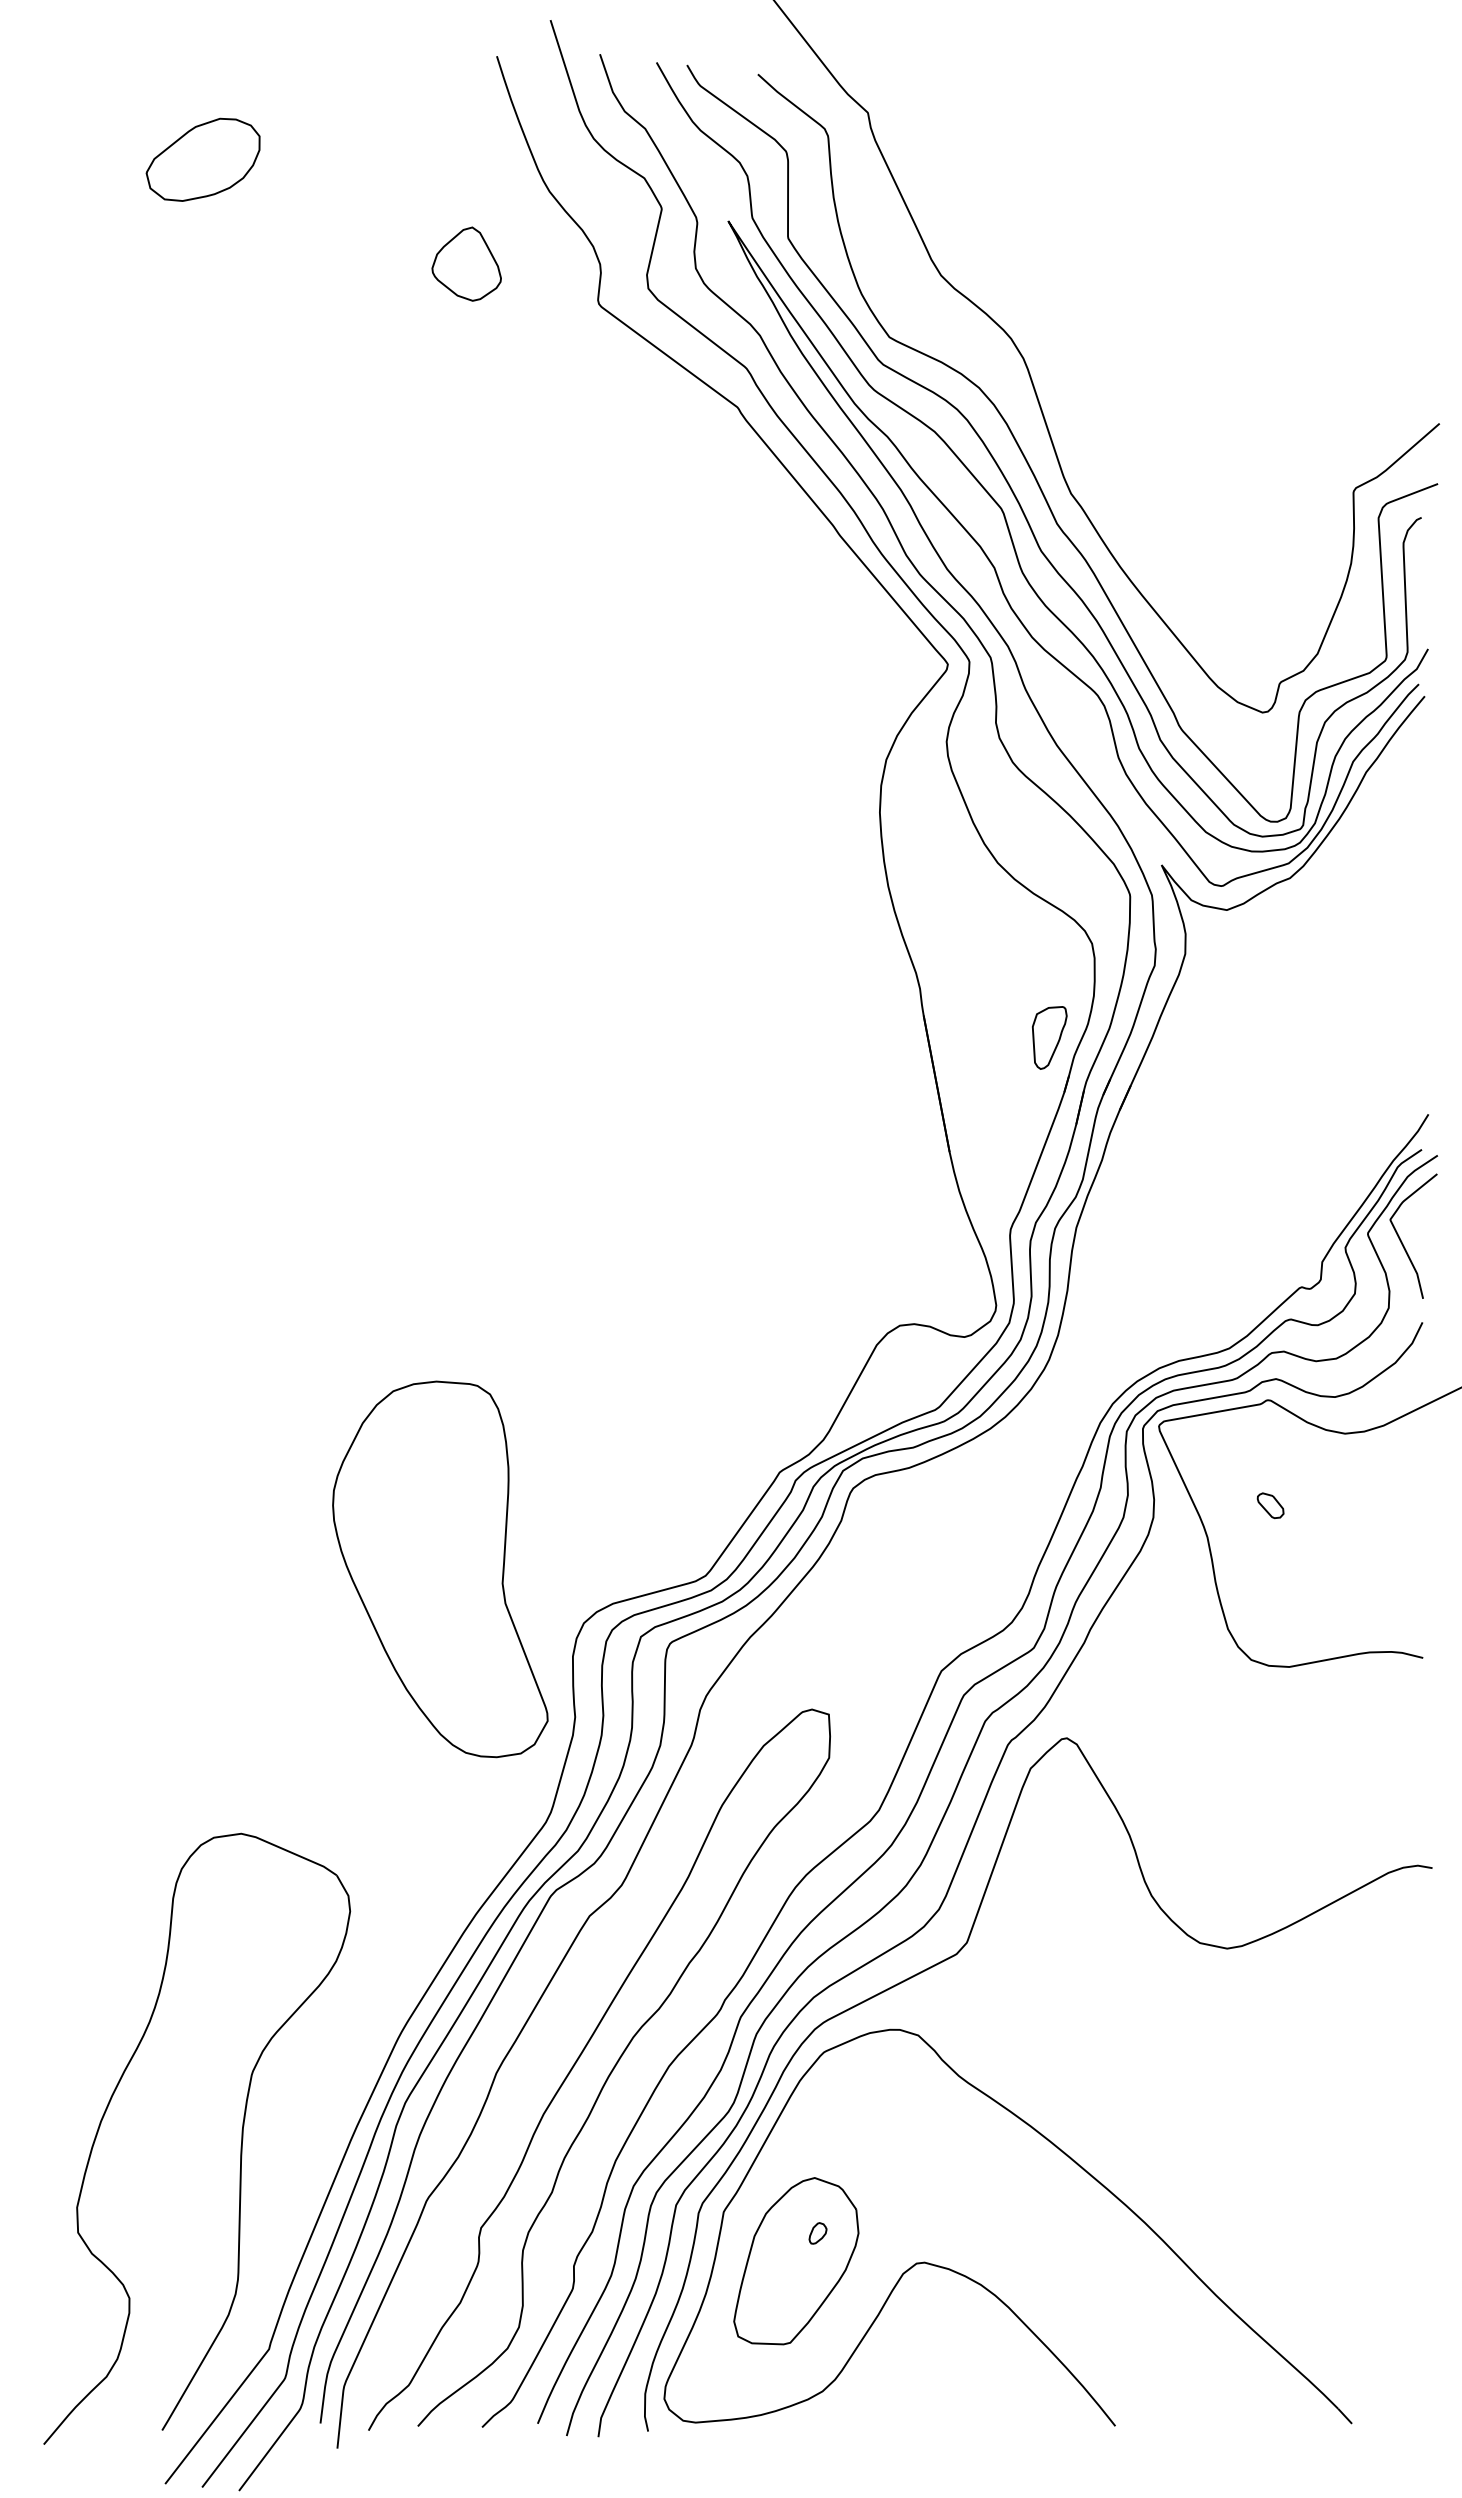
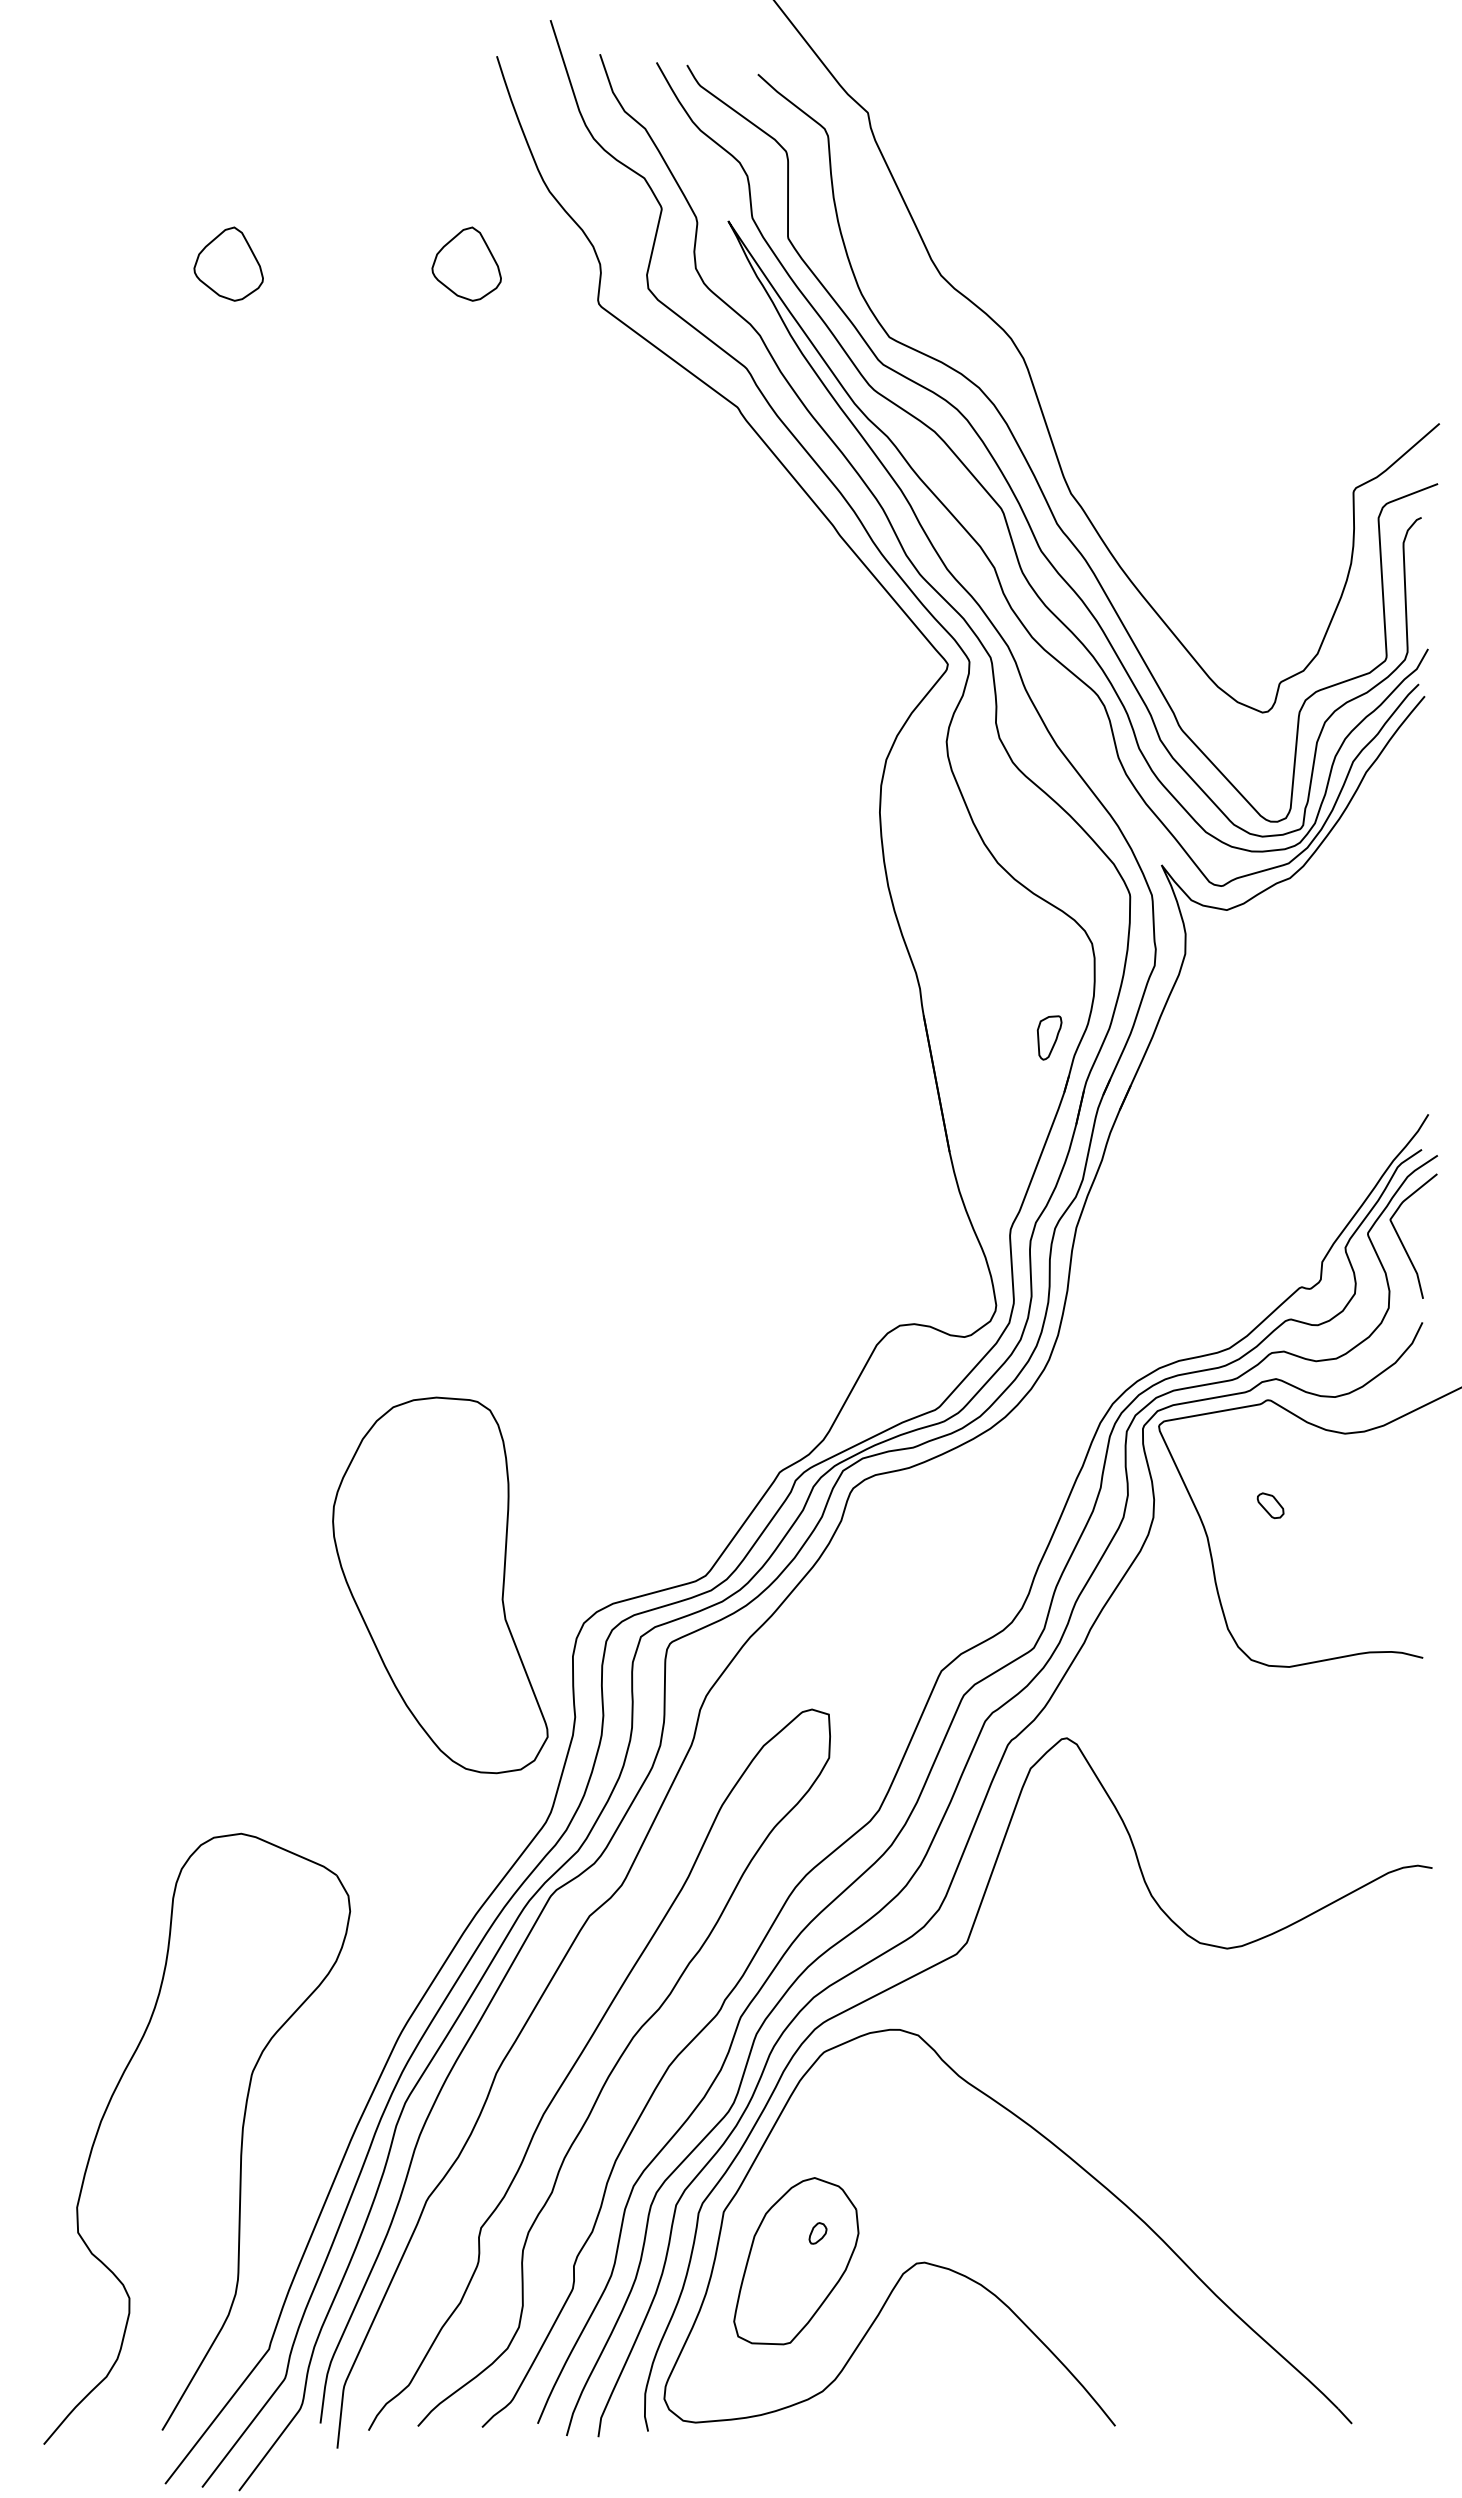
part: present -> none (202, 159)
part: none -> present (228, 263)
part size: 37x64 px -> 27x46 px (1049, 1037)
part position: (440, 1569) -> (440, 1585) (440, 1585)
